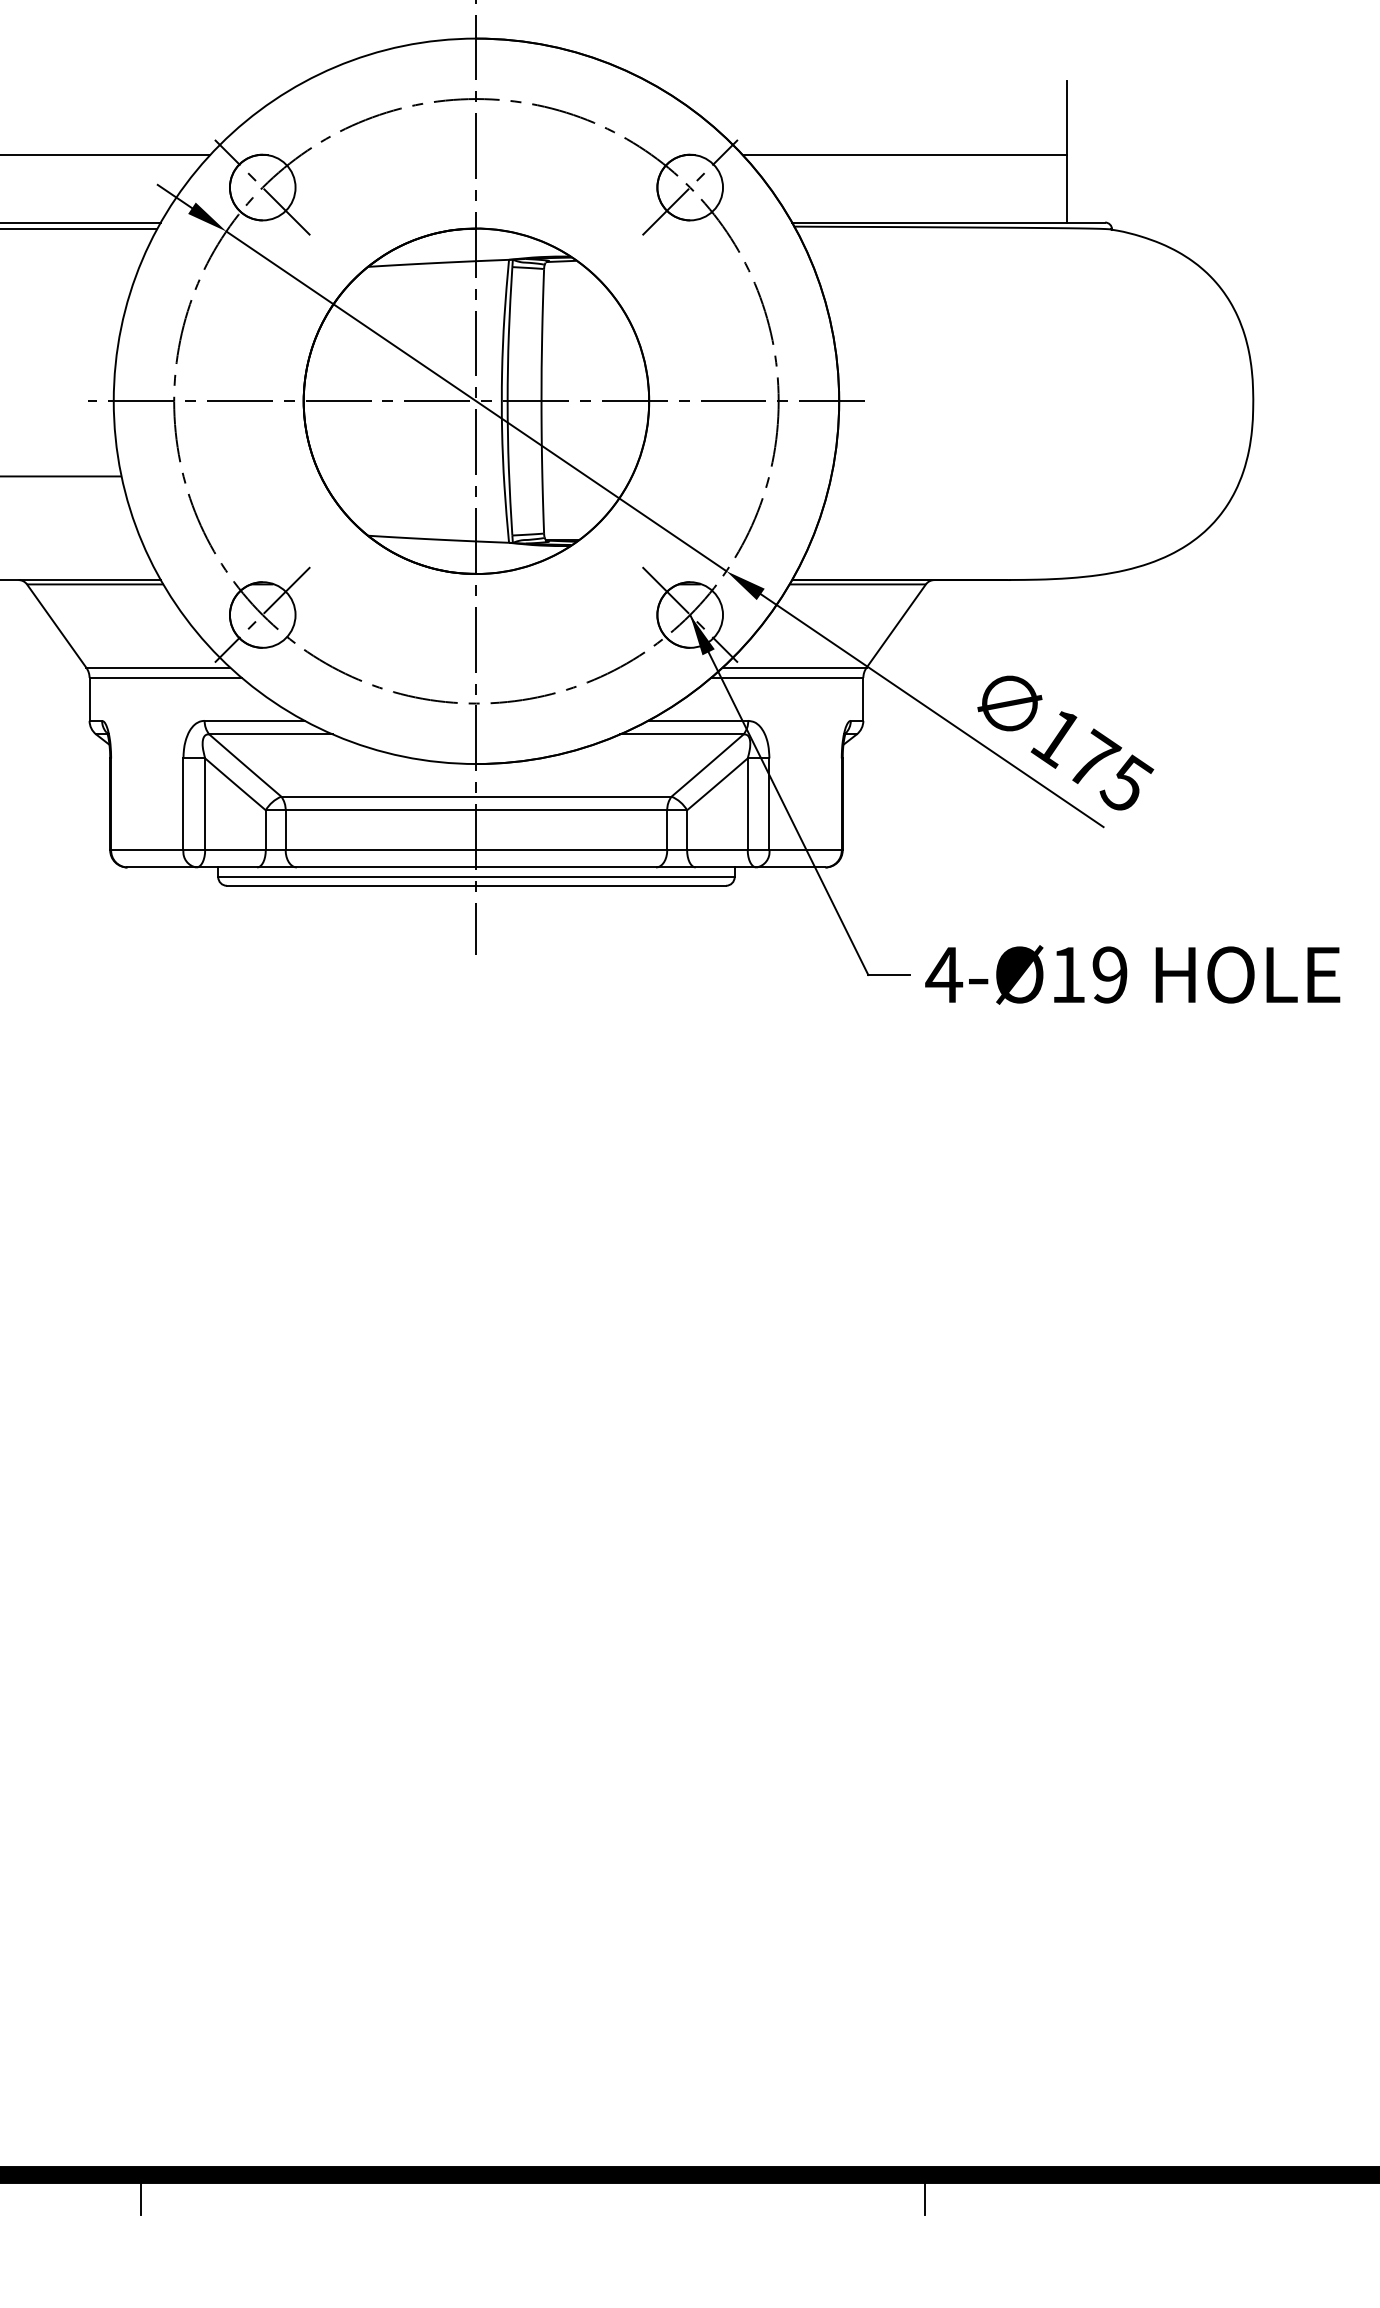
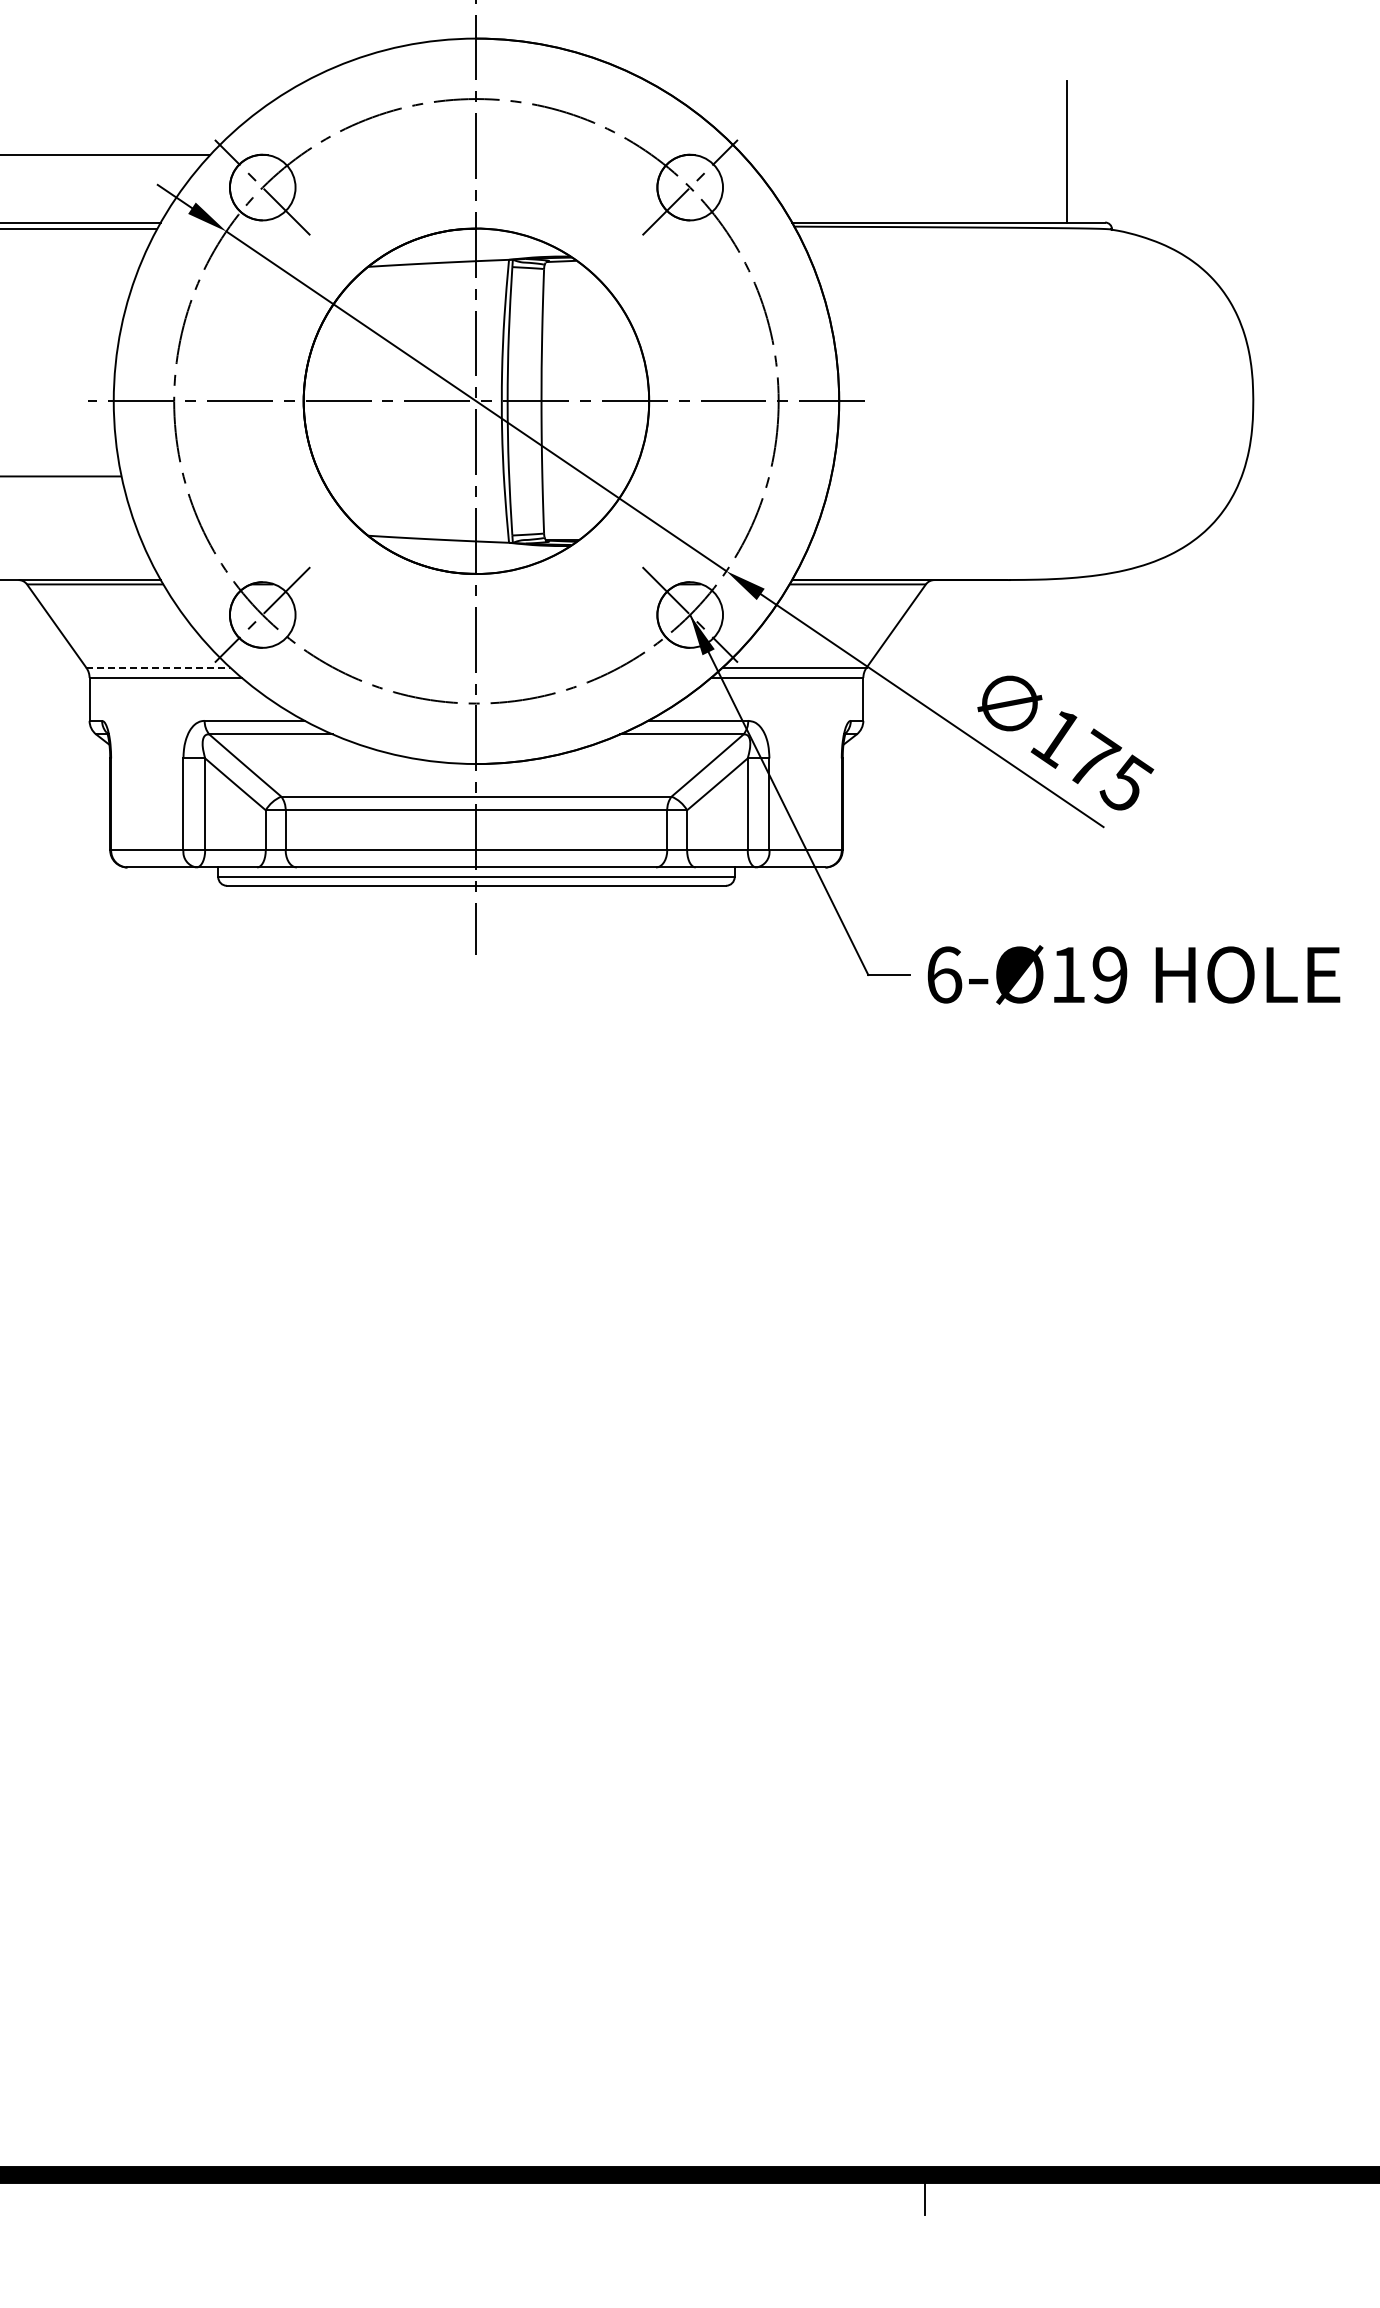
line: present -> none (904, 155)
line: solid -> dashed (158, 667)
text: 4-Ø19 -> 6-Ø19 (944, 974)
line: present -> none (141, 2199)
